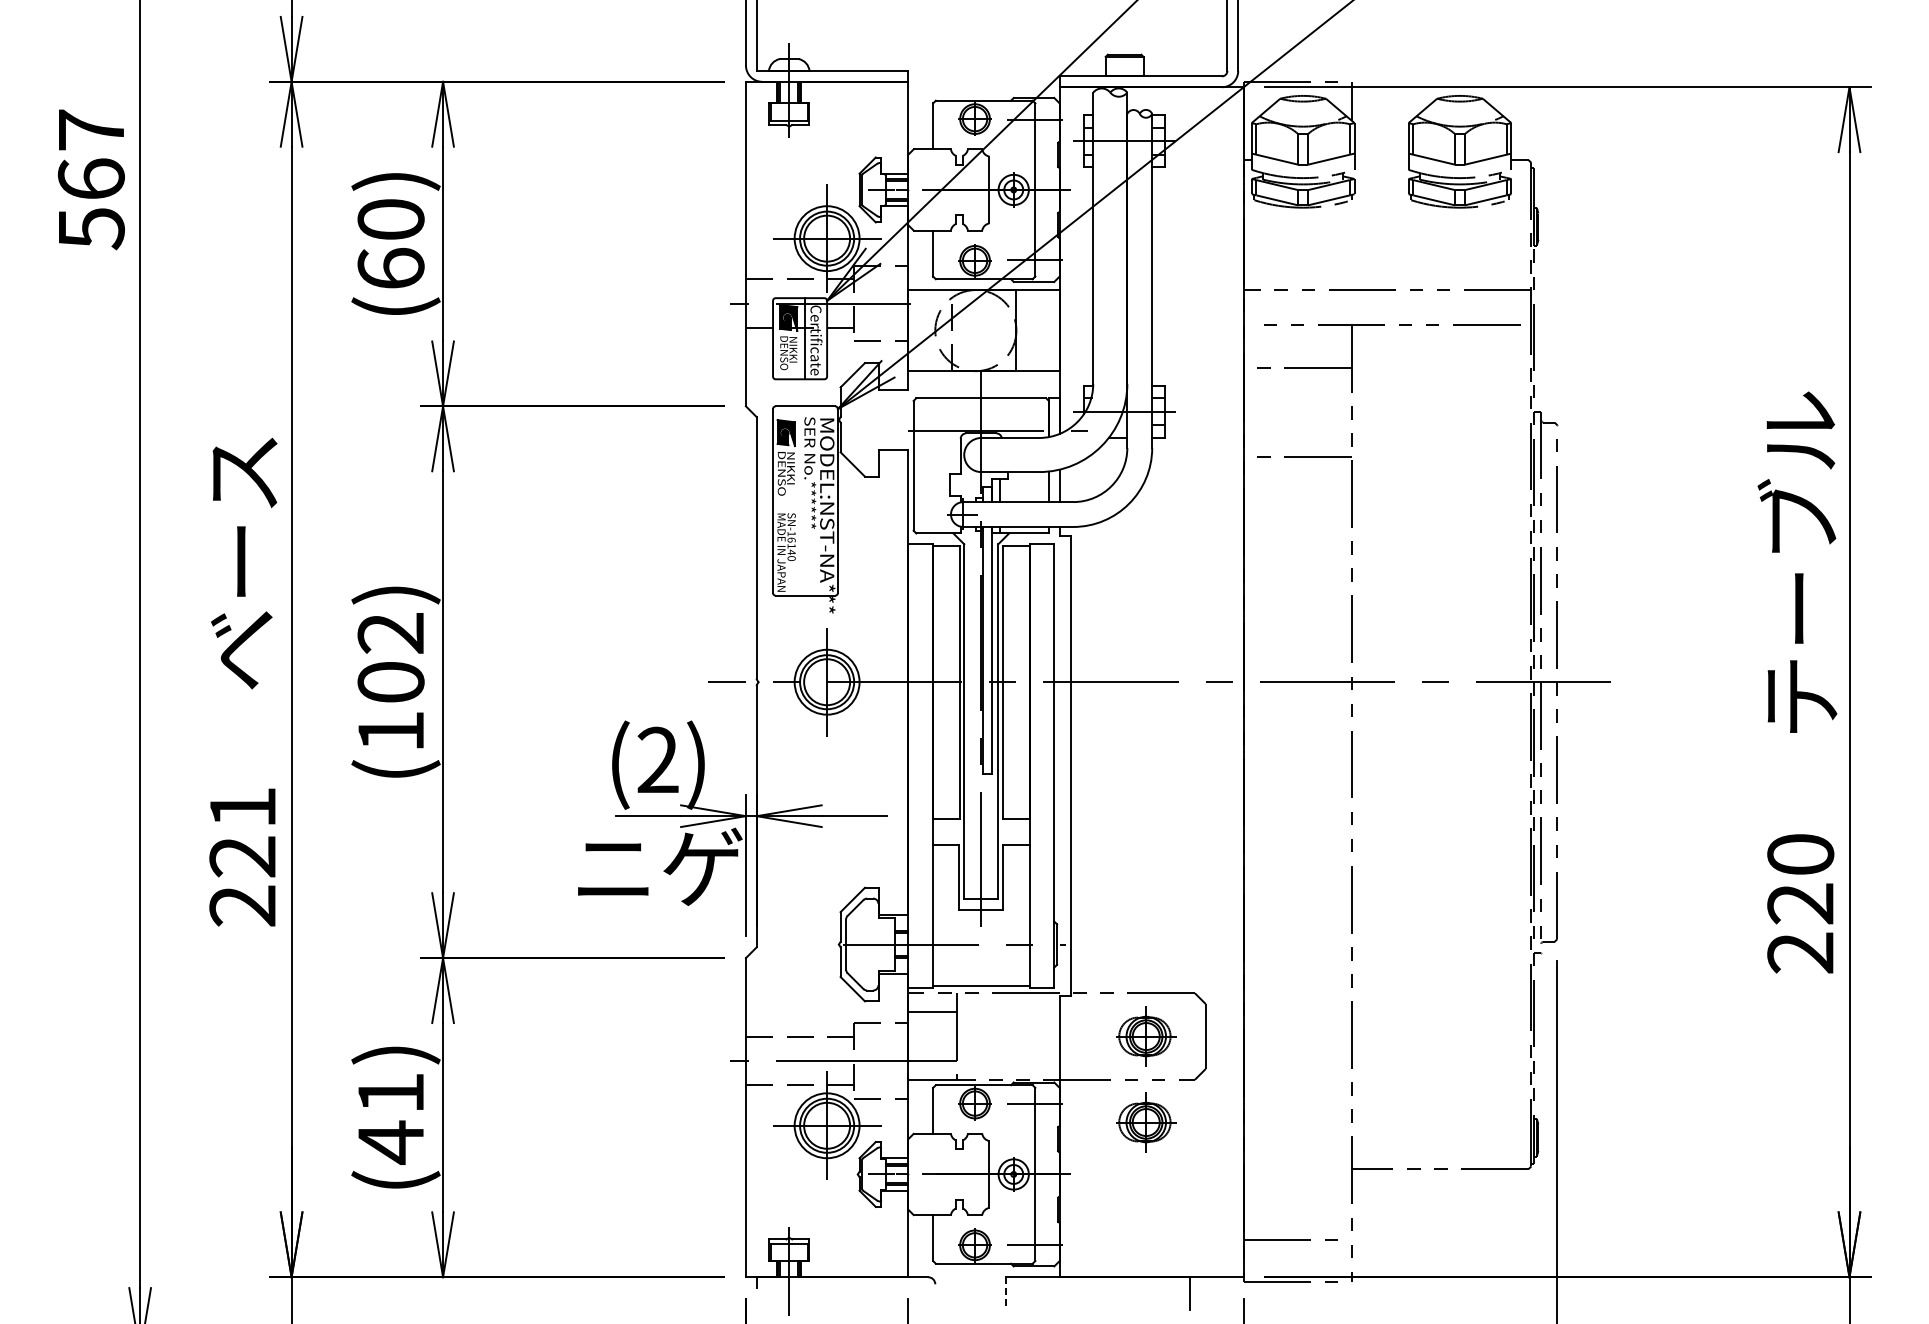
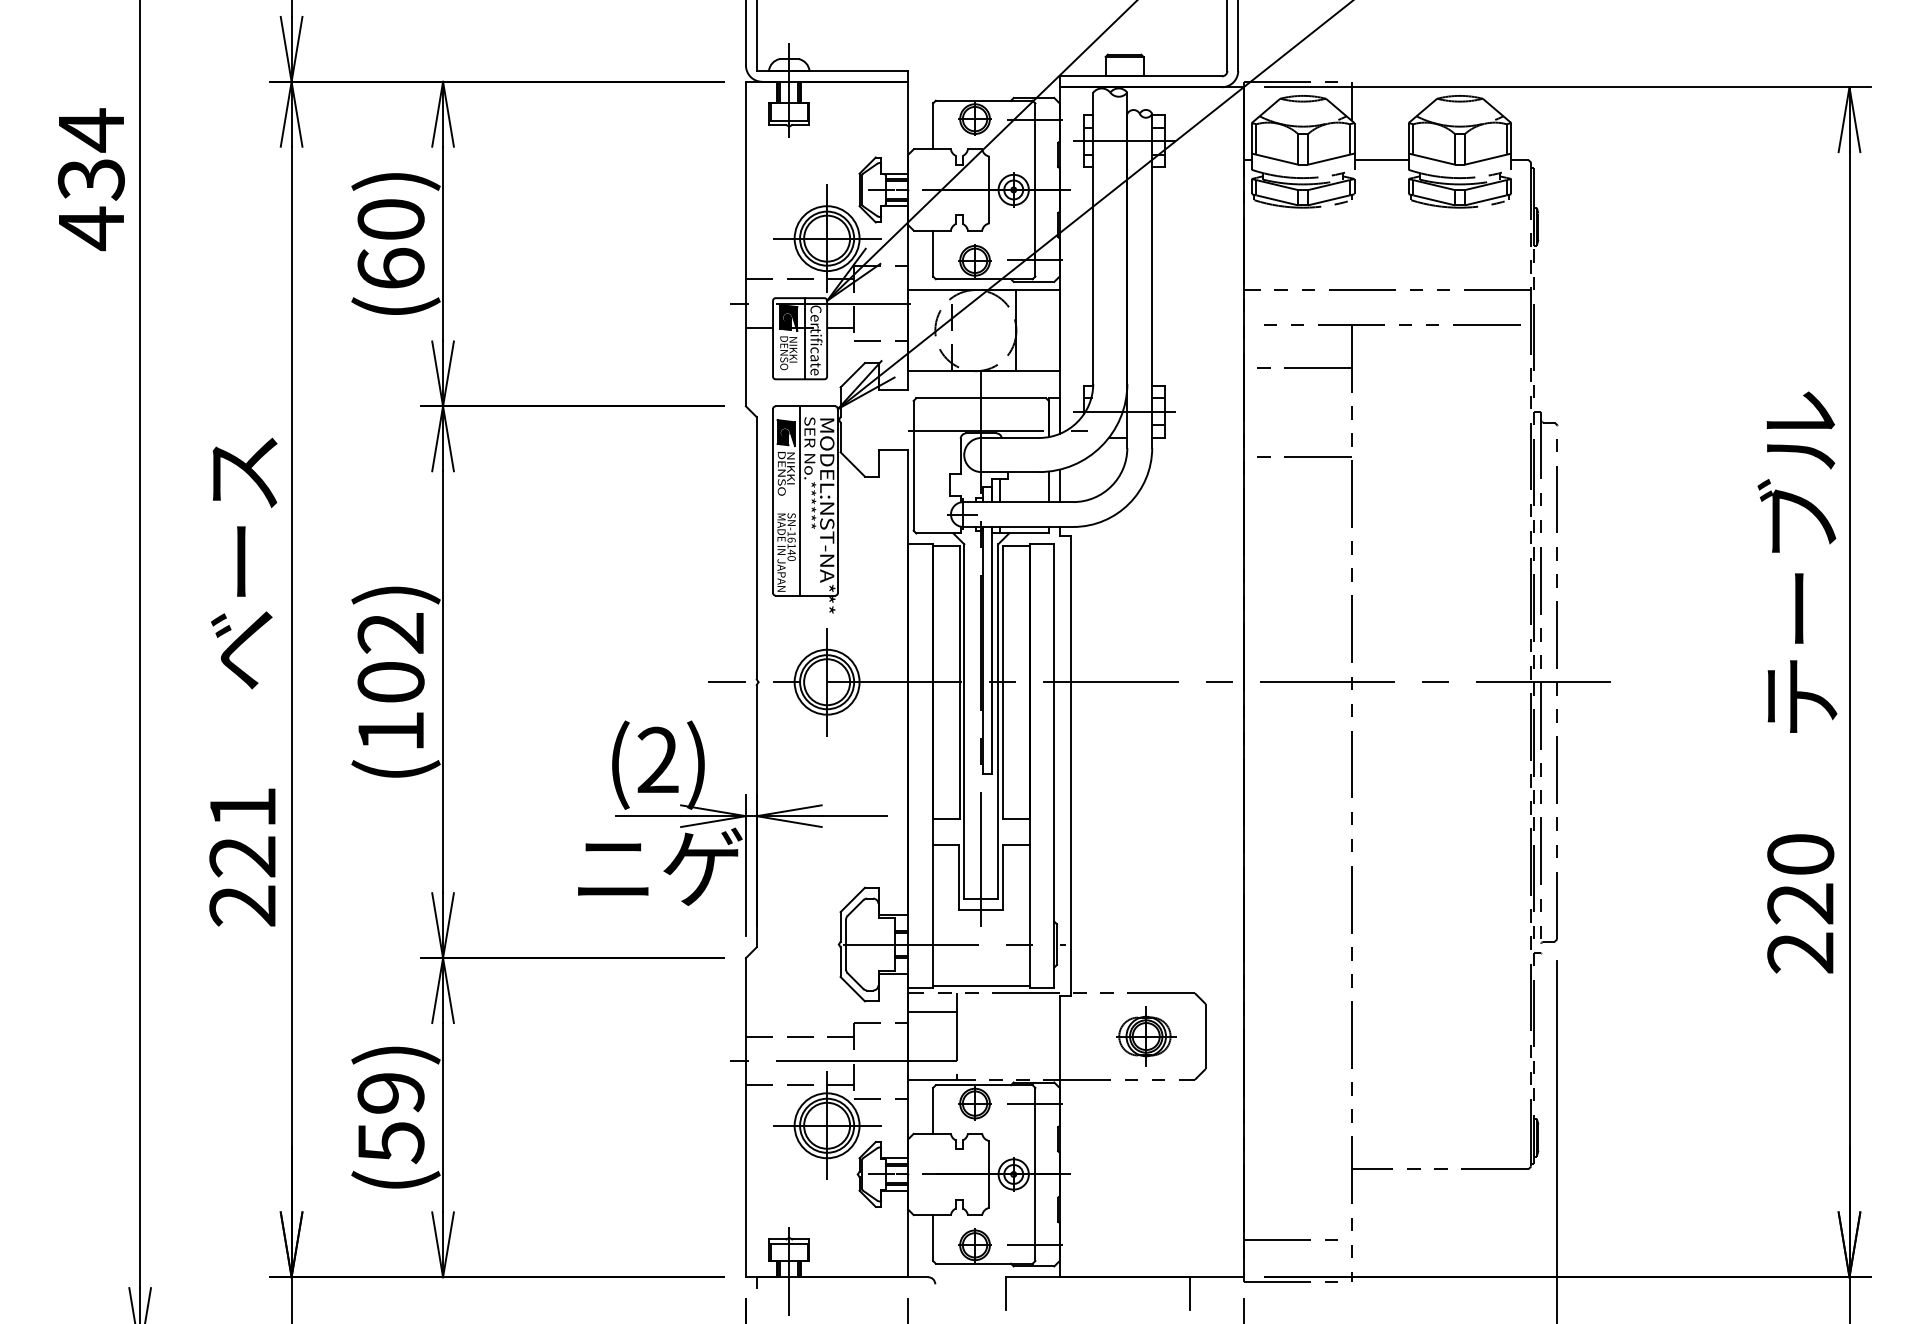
line: none -> present (1381, 160)
text: 567 -> 434 (90, 179)
line: none -> present (800, 500)
text: (41) -> (59) (390, 1118)
part: present -> none (1146, 1122)
line: dashed -> solid (1005, 1293)
